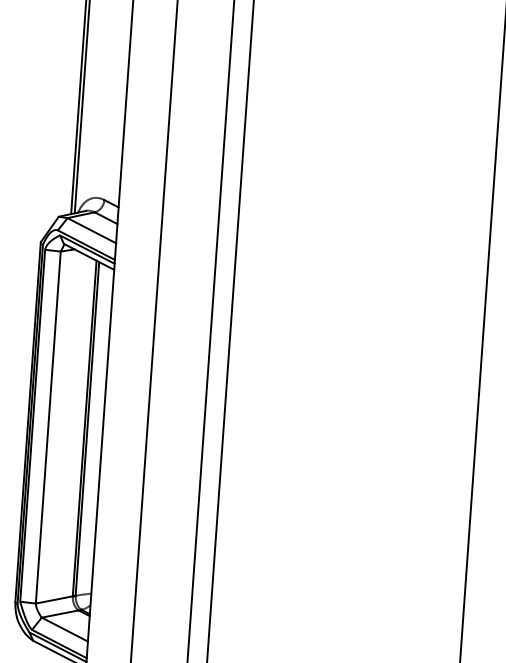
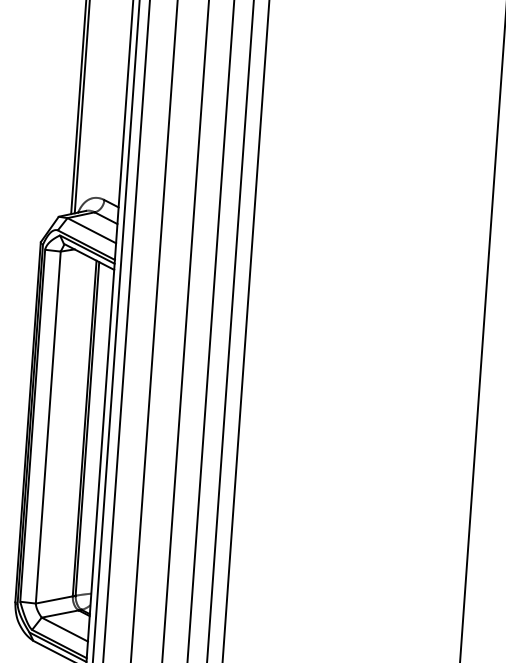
line: none -> present (116, 330)
line: none -> present (126, 330)
line: none -> present (185, 330)
line: none -> present (245, 330)
